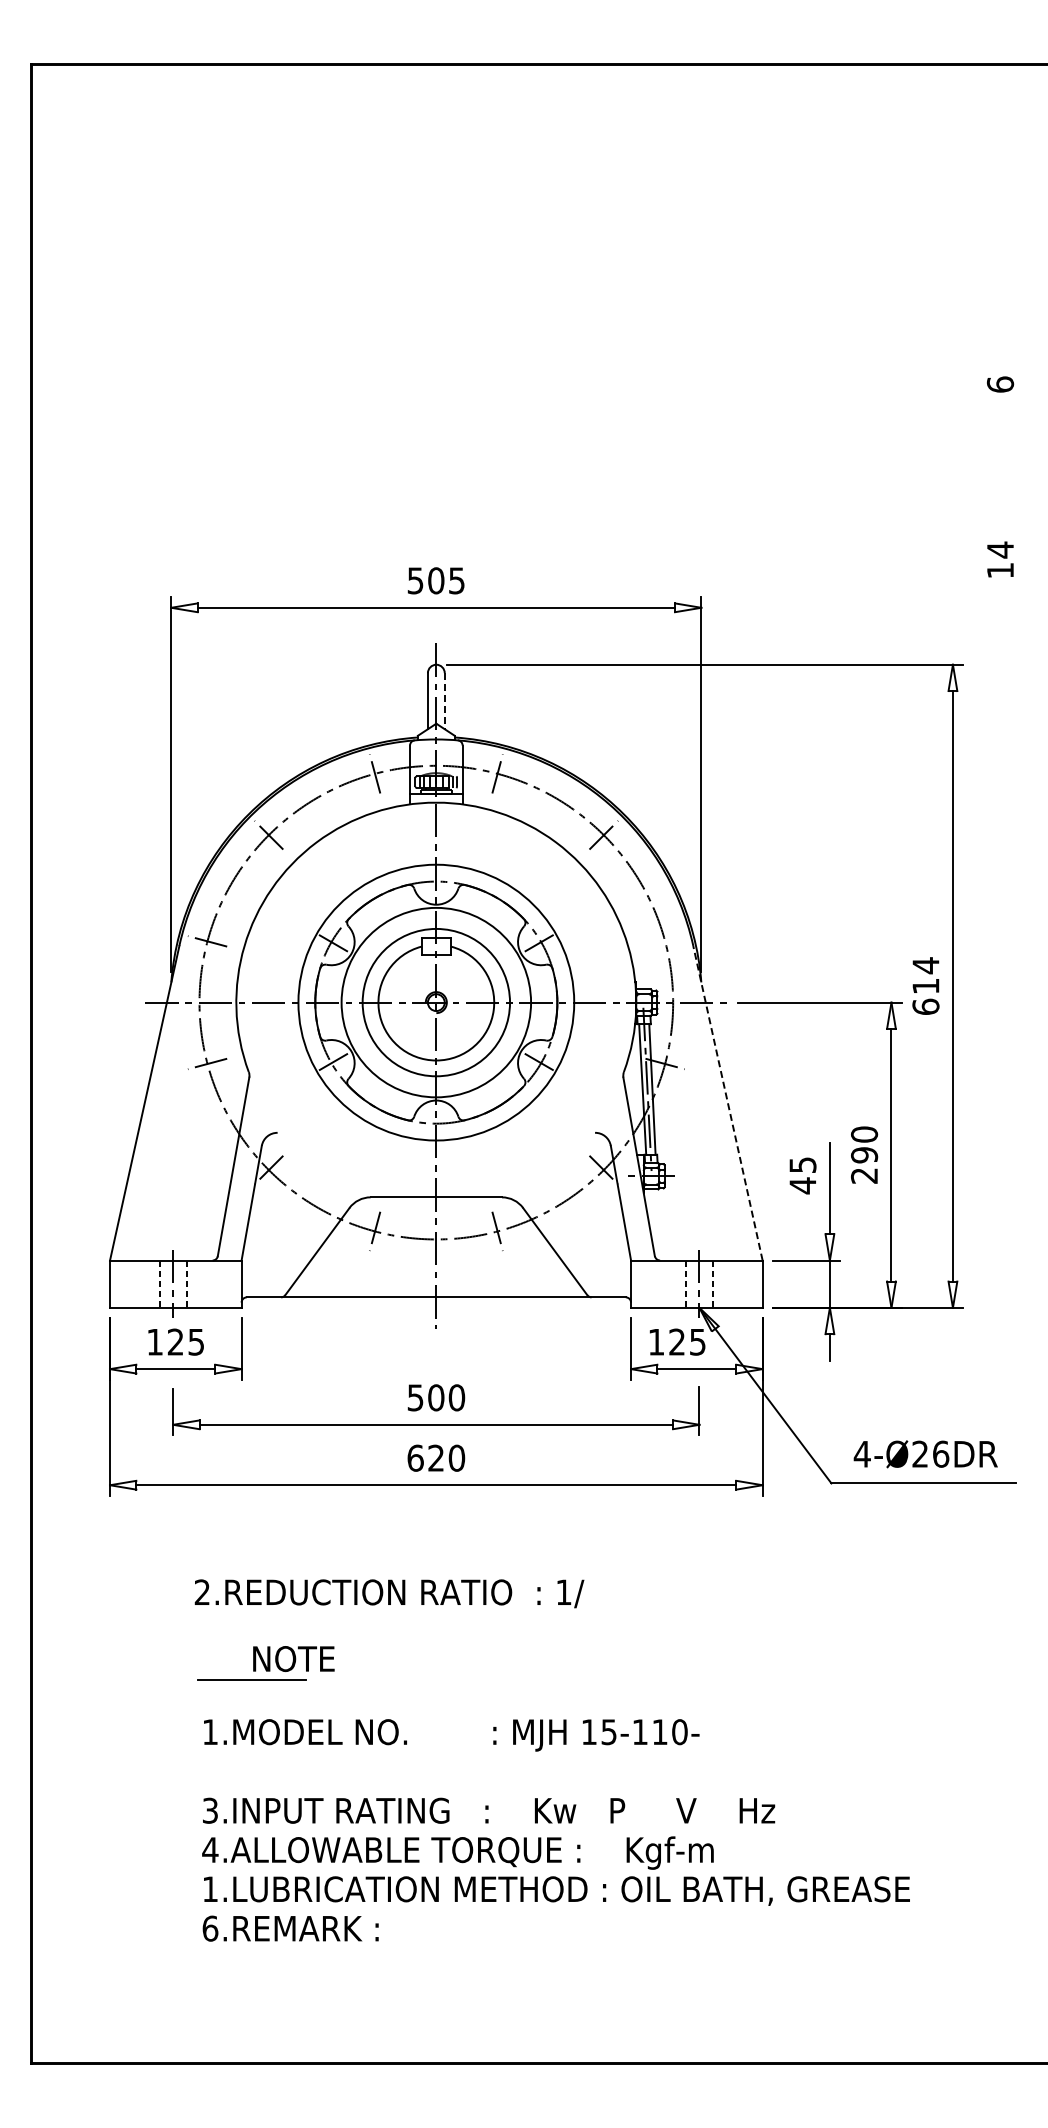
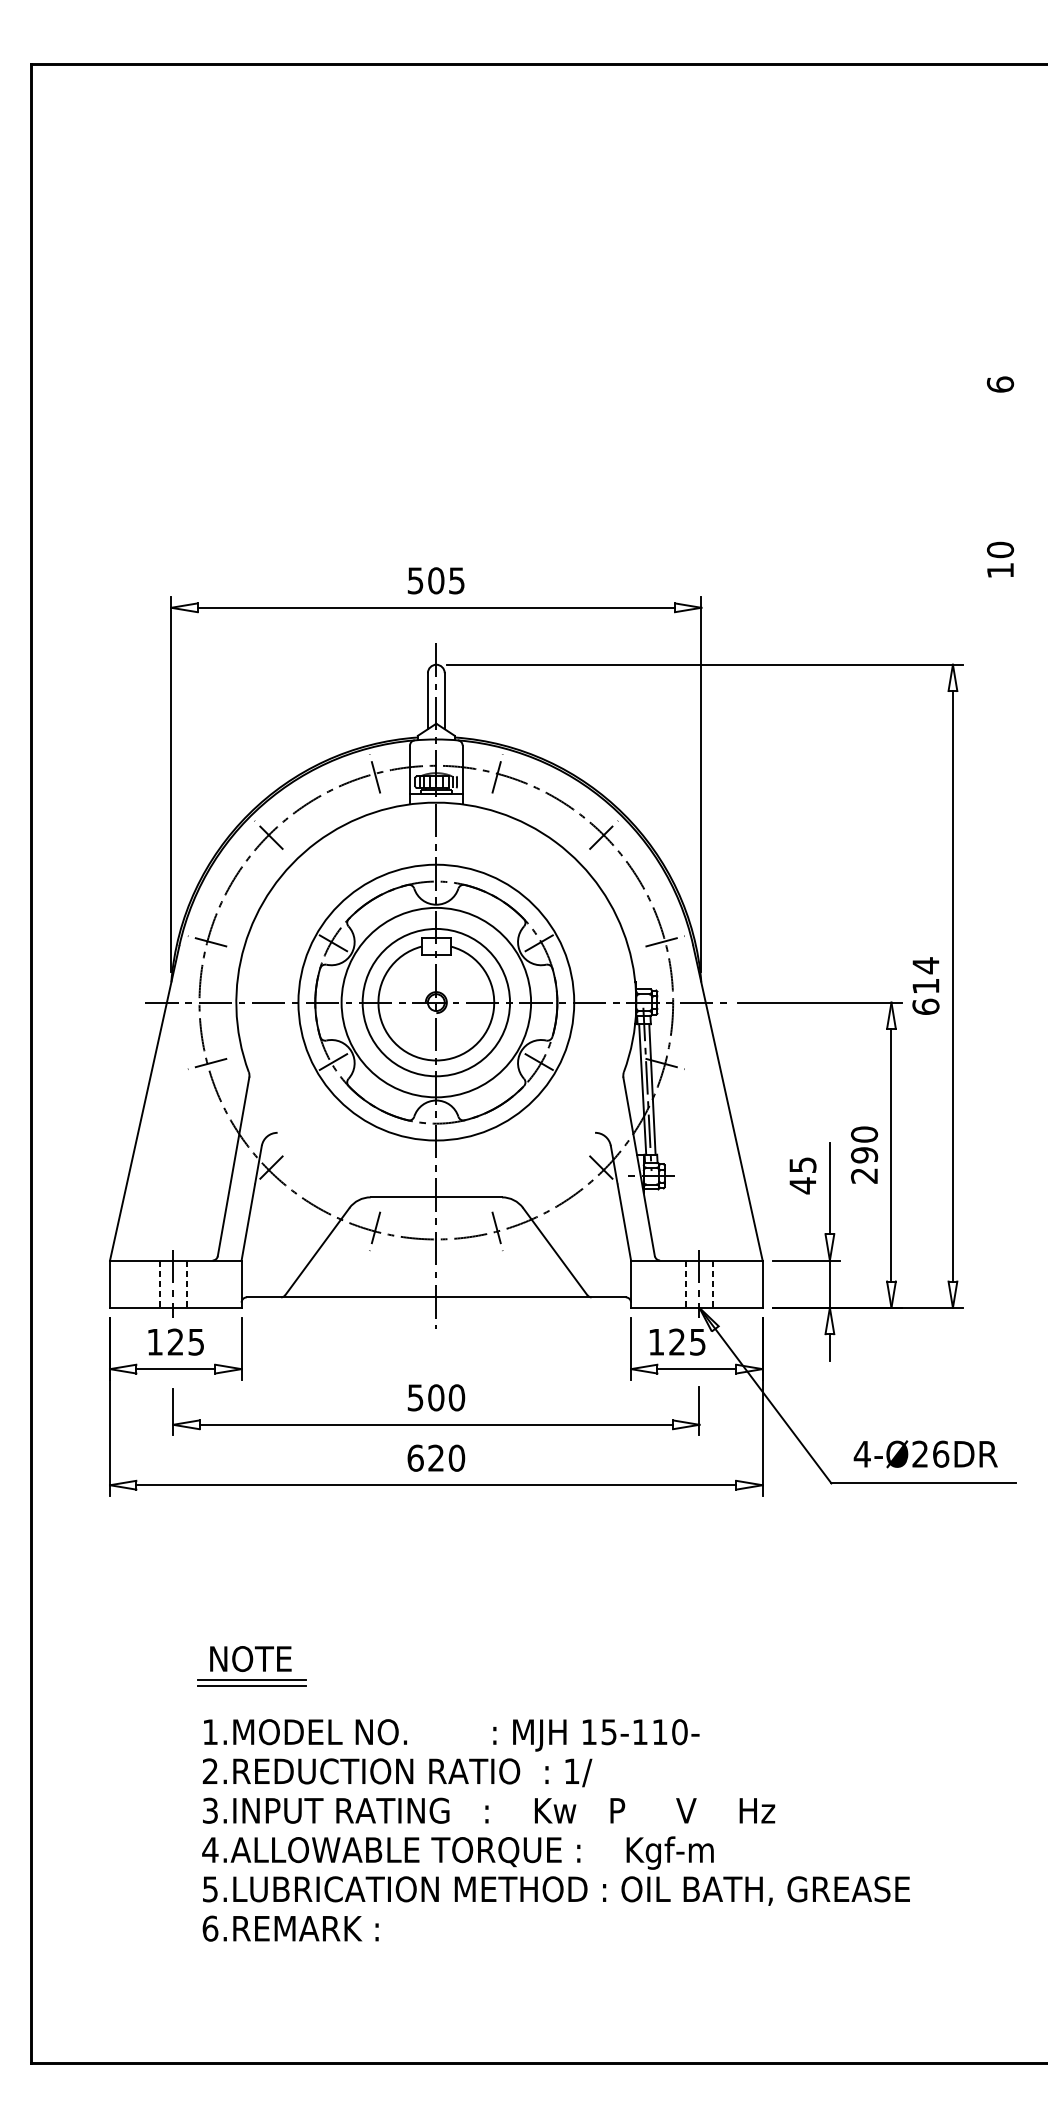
text: 14 -> 10 (1000, 549)
line: dashed -> solid (444, 701)
line: none -> present (664, 941)
line: dashed -> solid (727, 1102)
text position: (389, 1593) -> (397, 1772) (397, 1772)
text position: (293, 1658) -> (250, 1658) (250, 1658)
line: none -> present (251, 1685)
text: 1.LUBRICATION -> 5.LUBRICATION (210, 1889)
